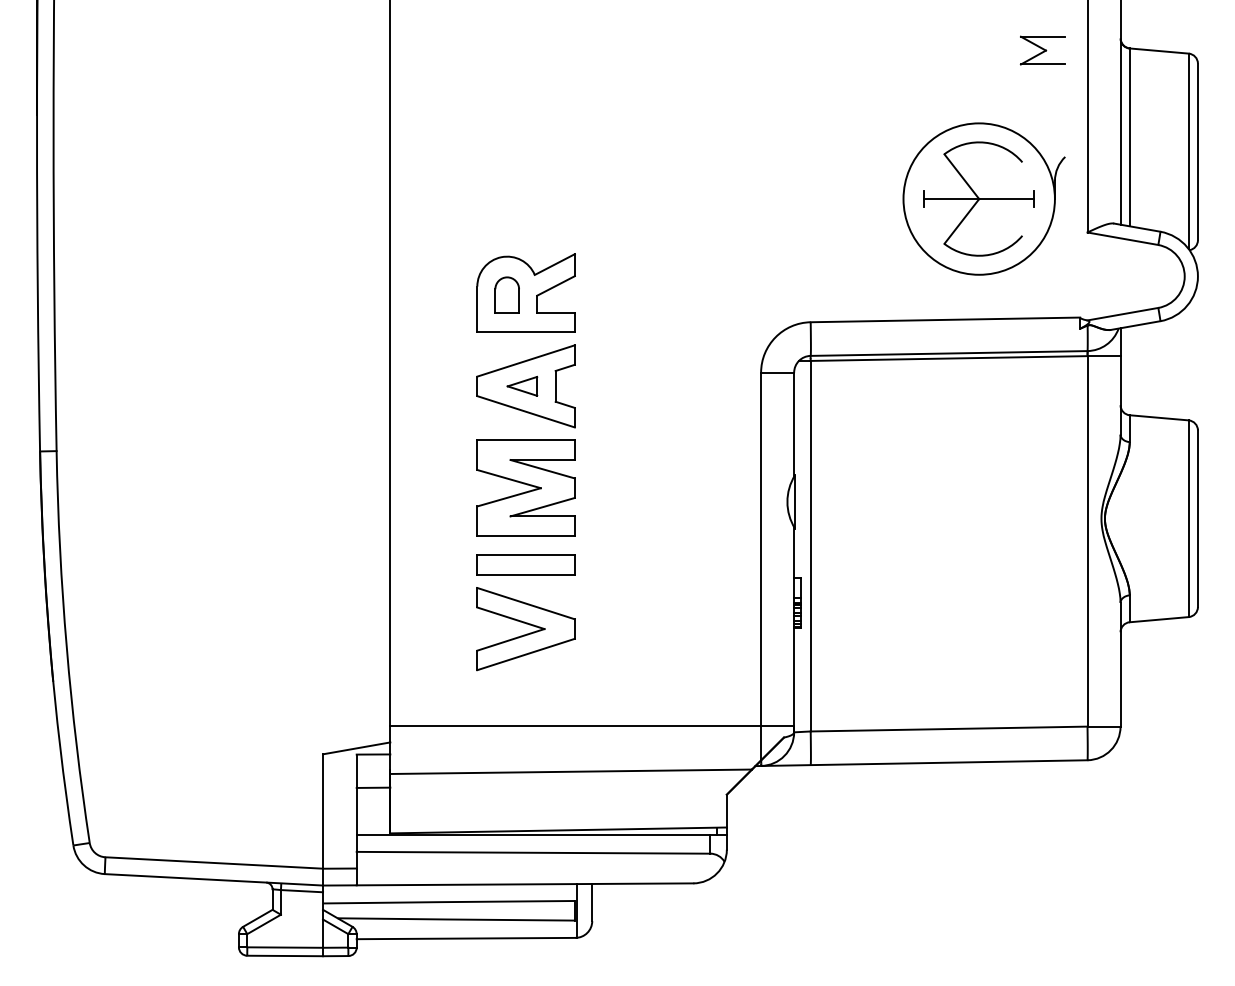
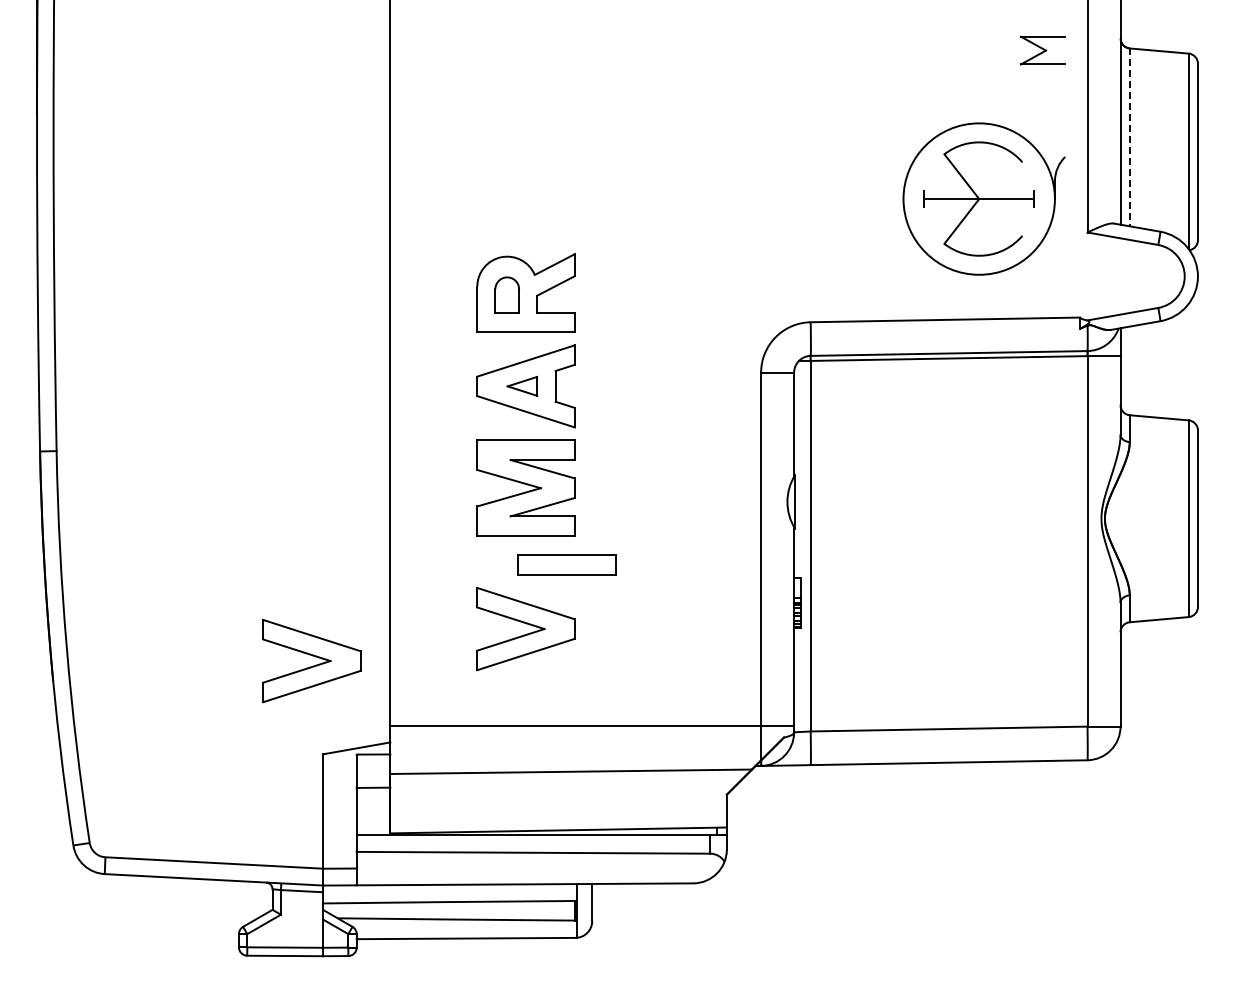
line: solid -> dashed (1129, 137)
part position: (525, 564) -> (566, 564) (566, 564)
part: none -> present (311, 661)
